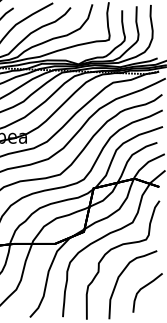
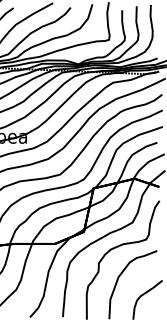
curve position: (145, 287) -> (145, 294) (145, 294)
